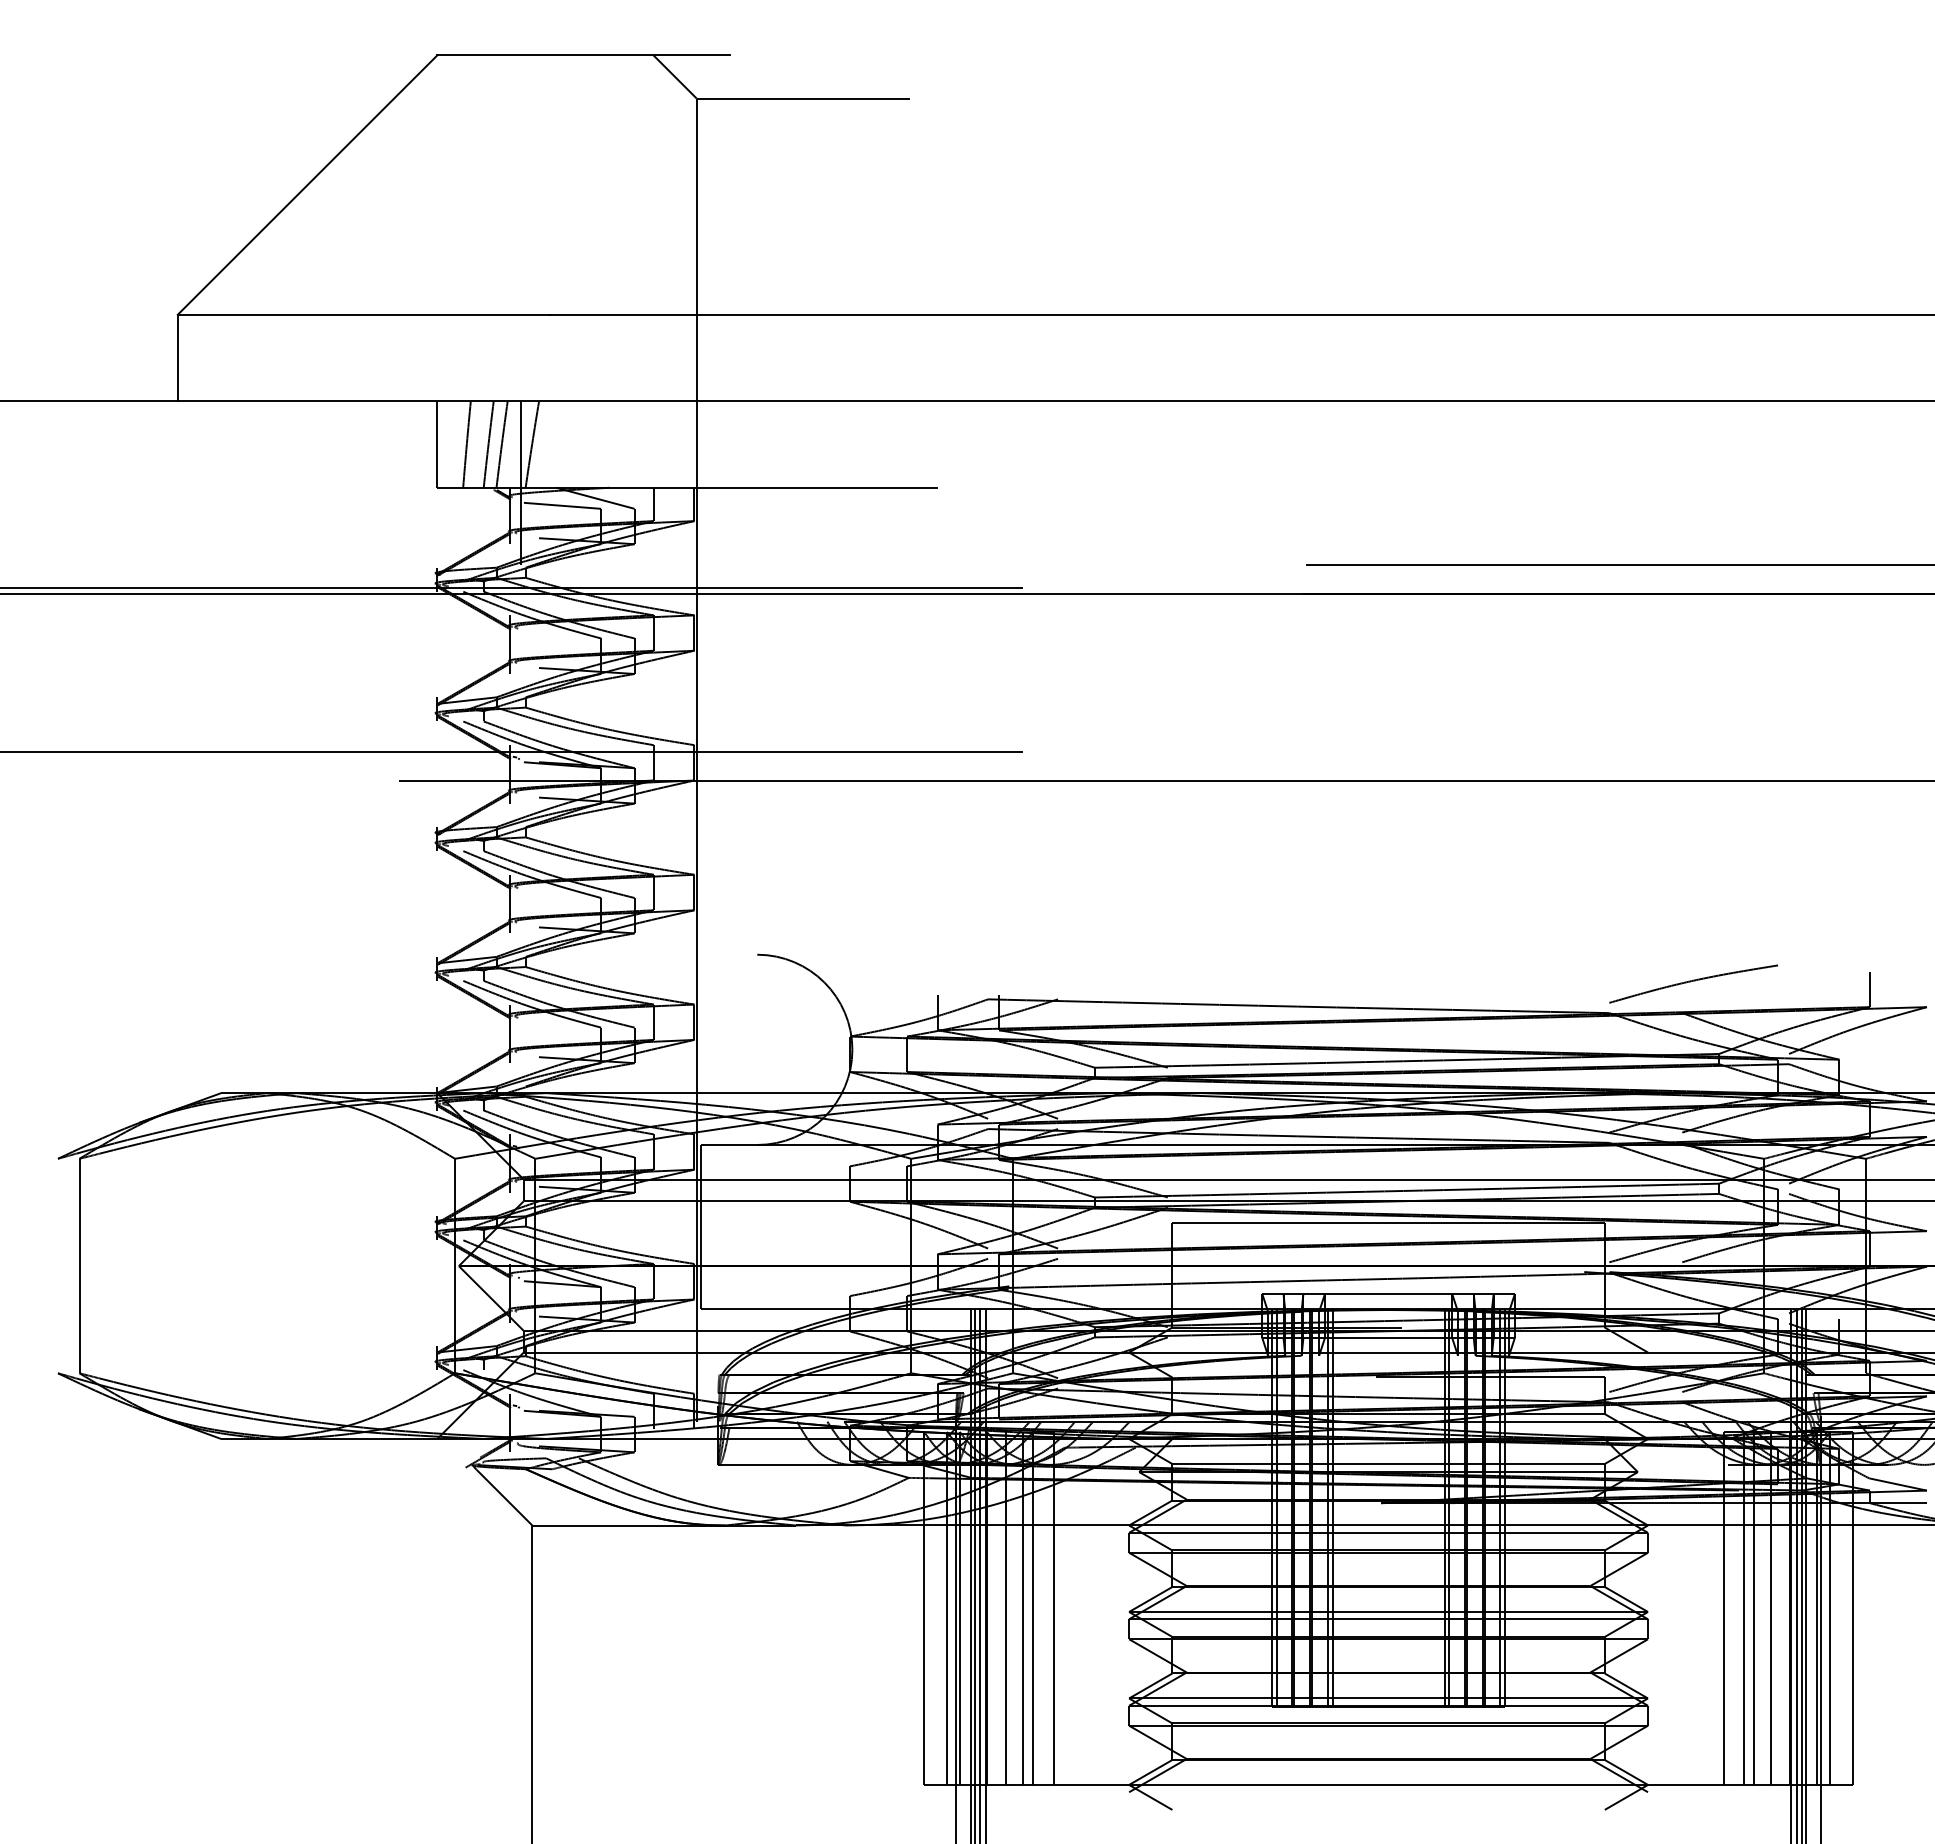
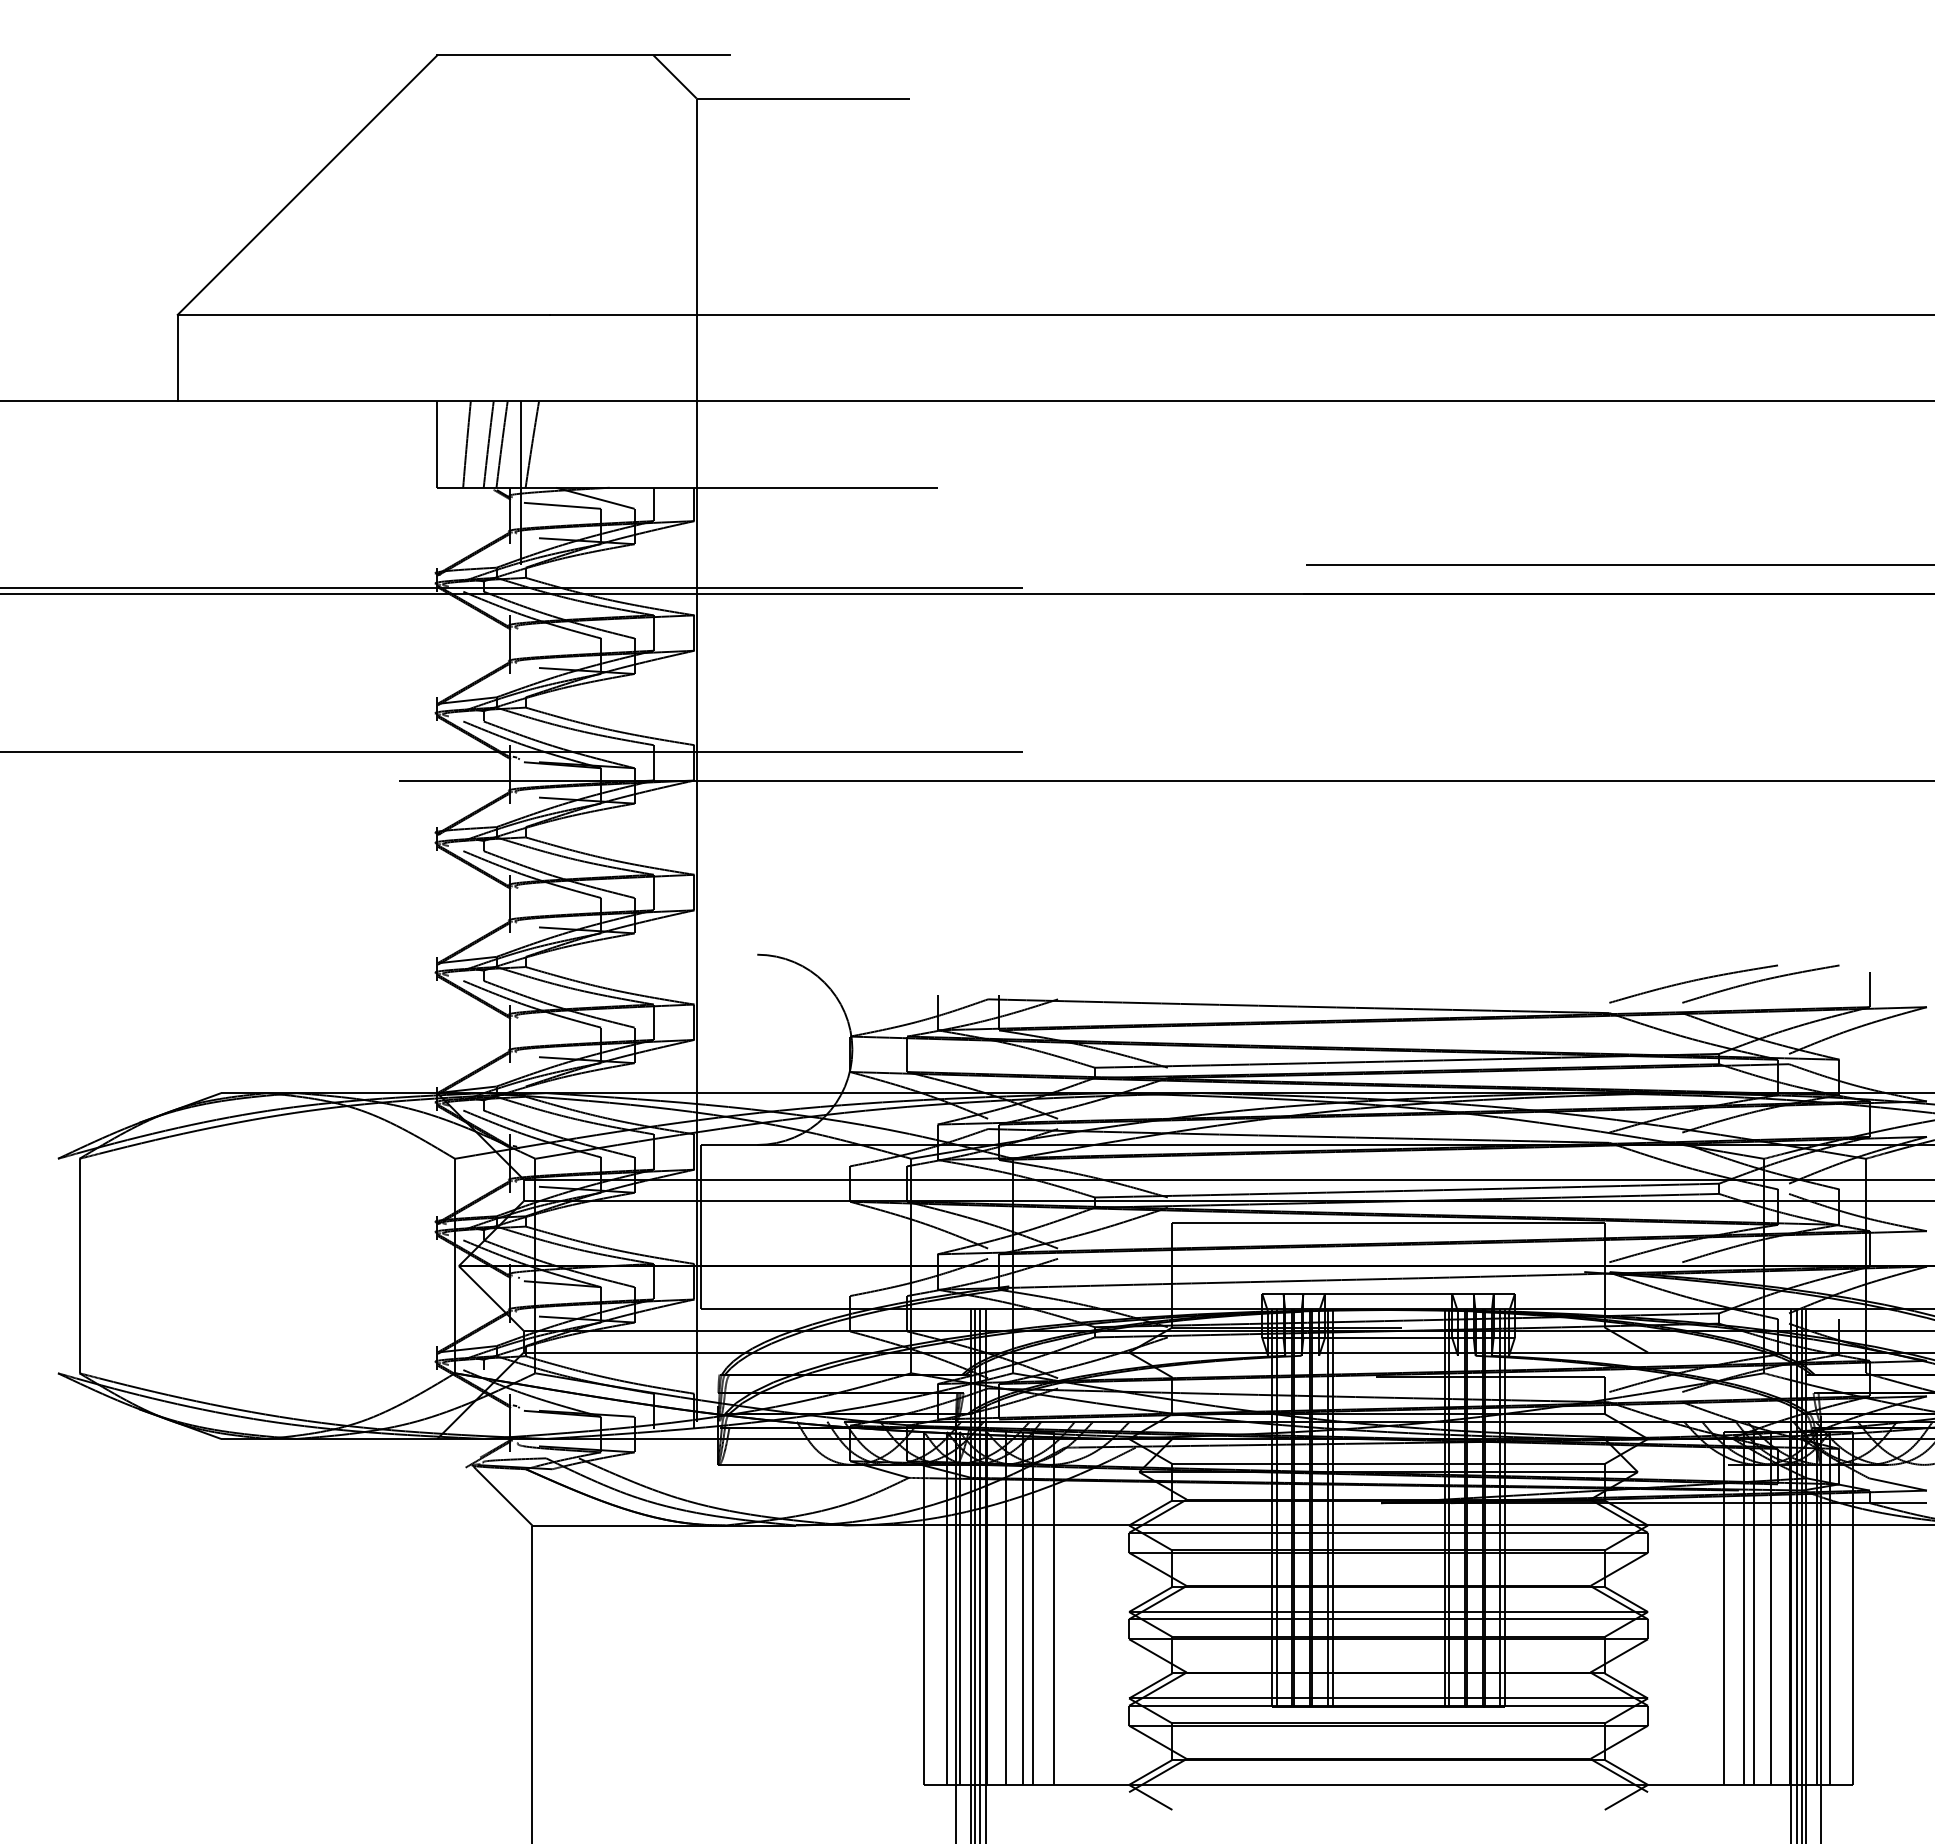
curve: none -> present (1760, 981)
